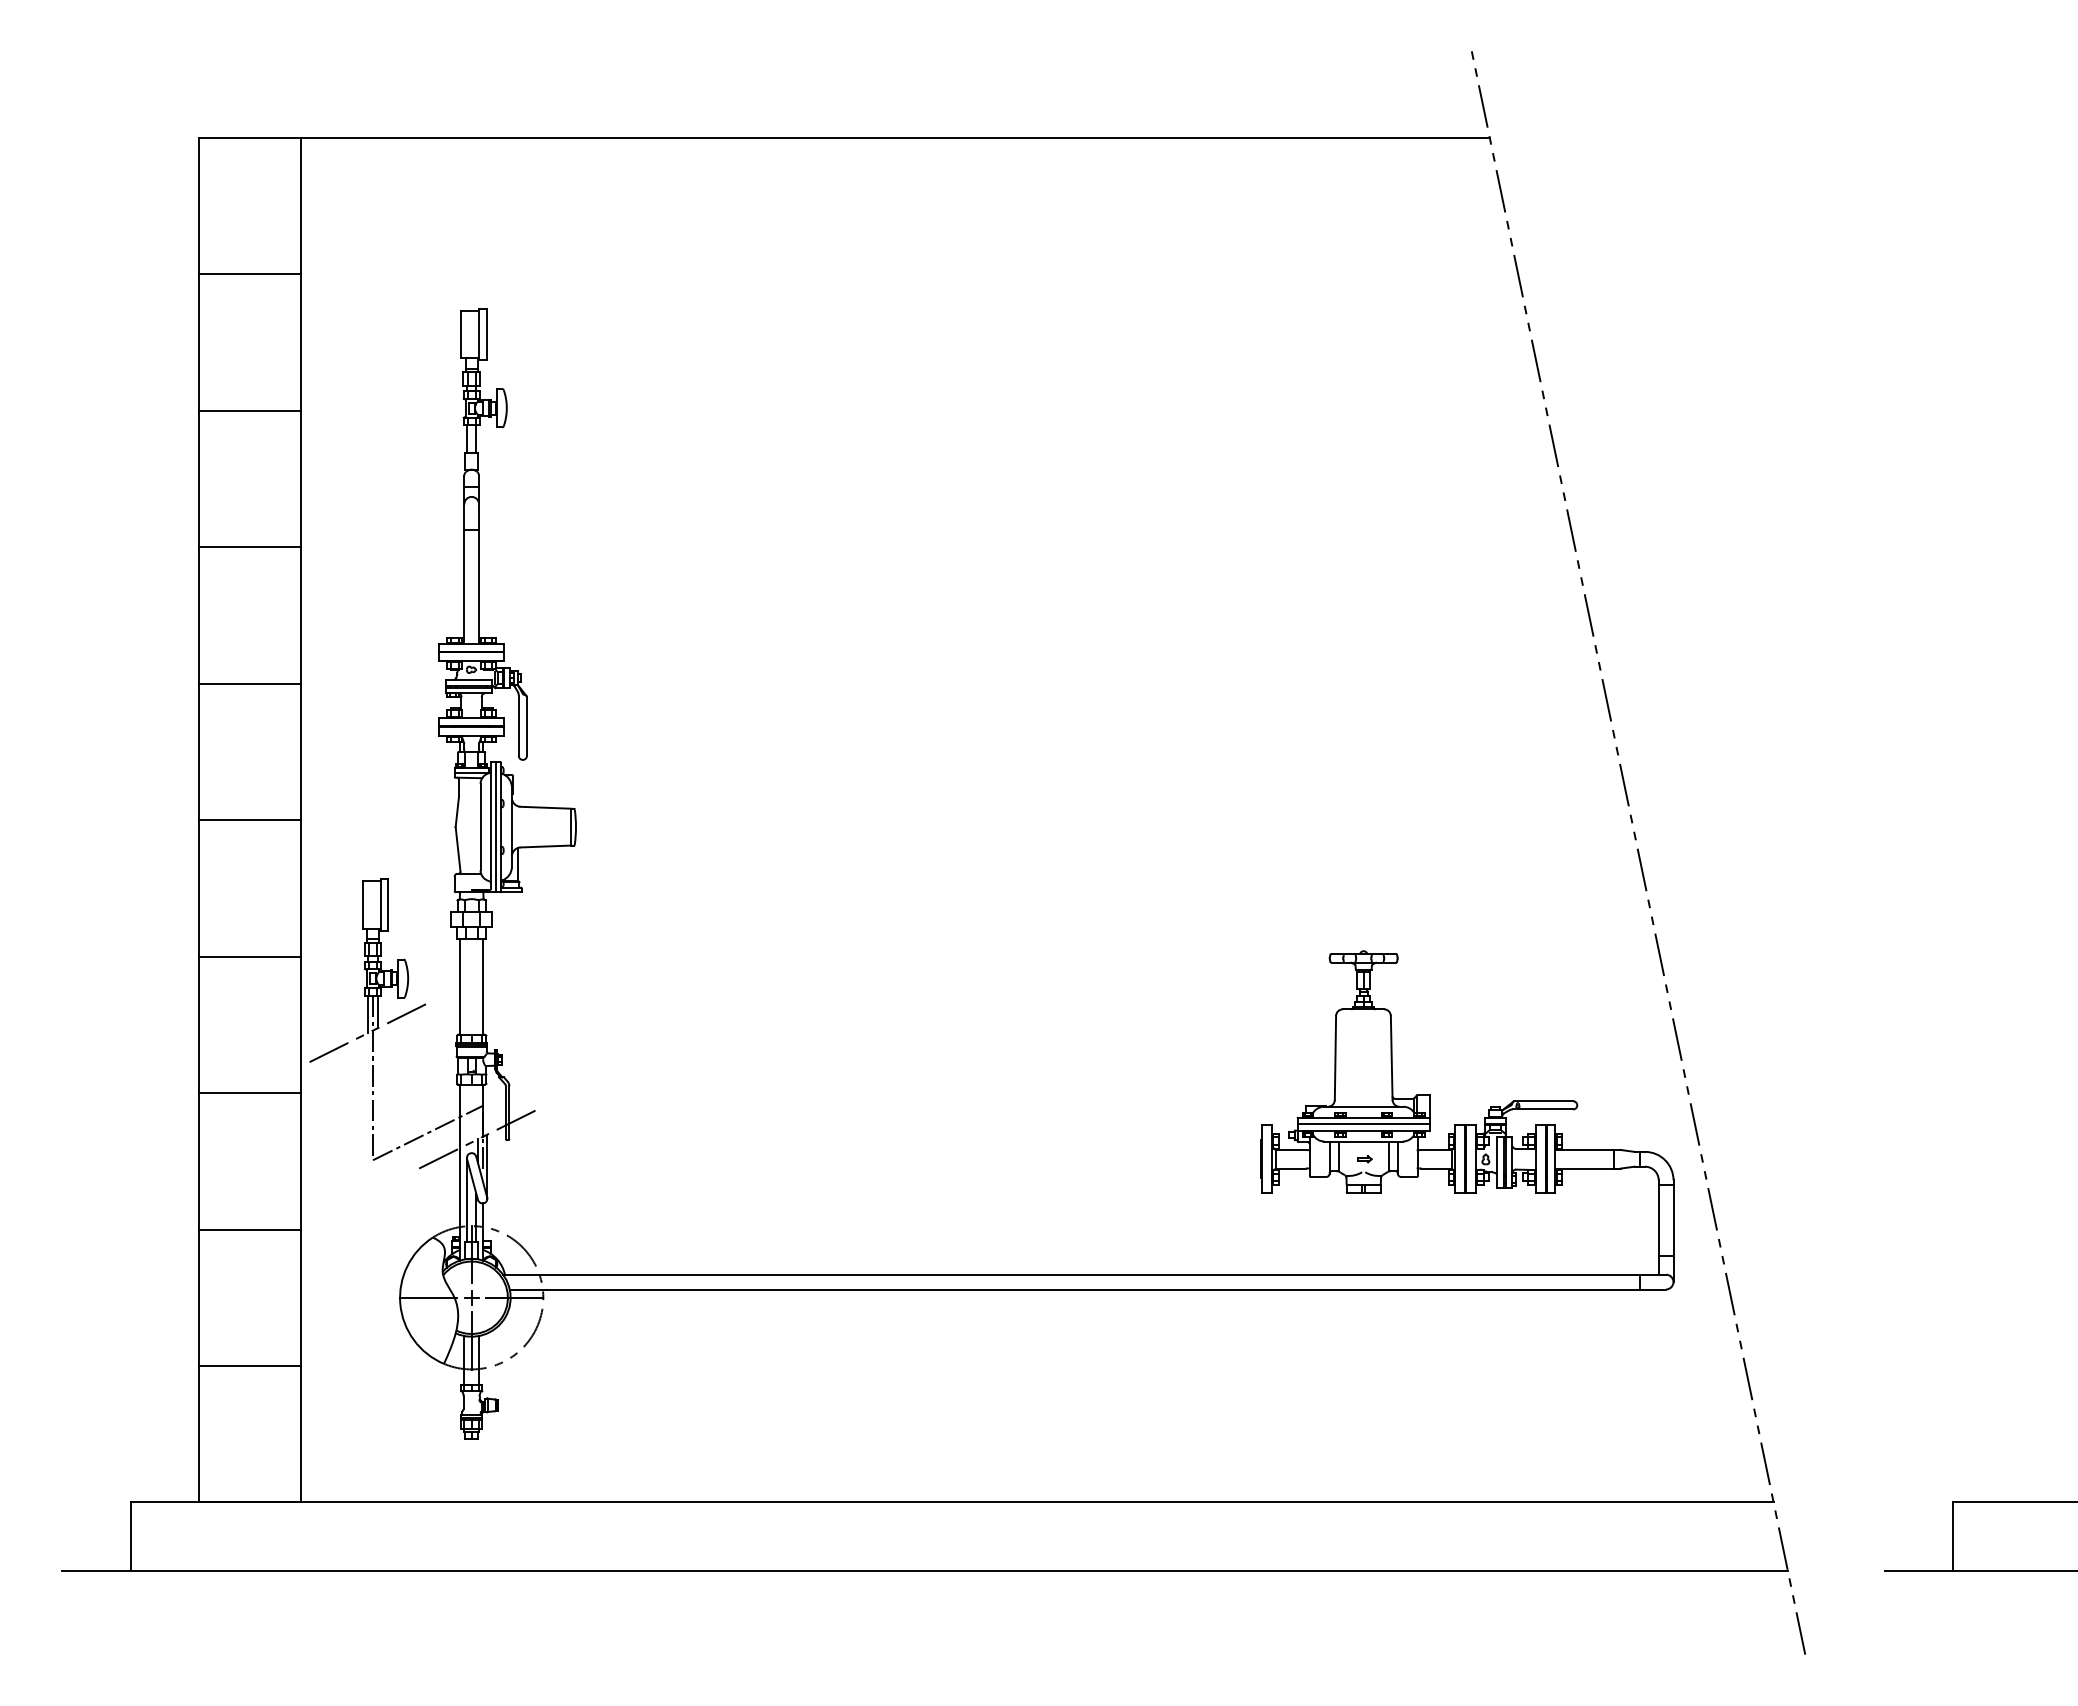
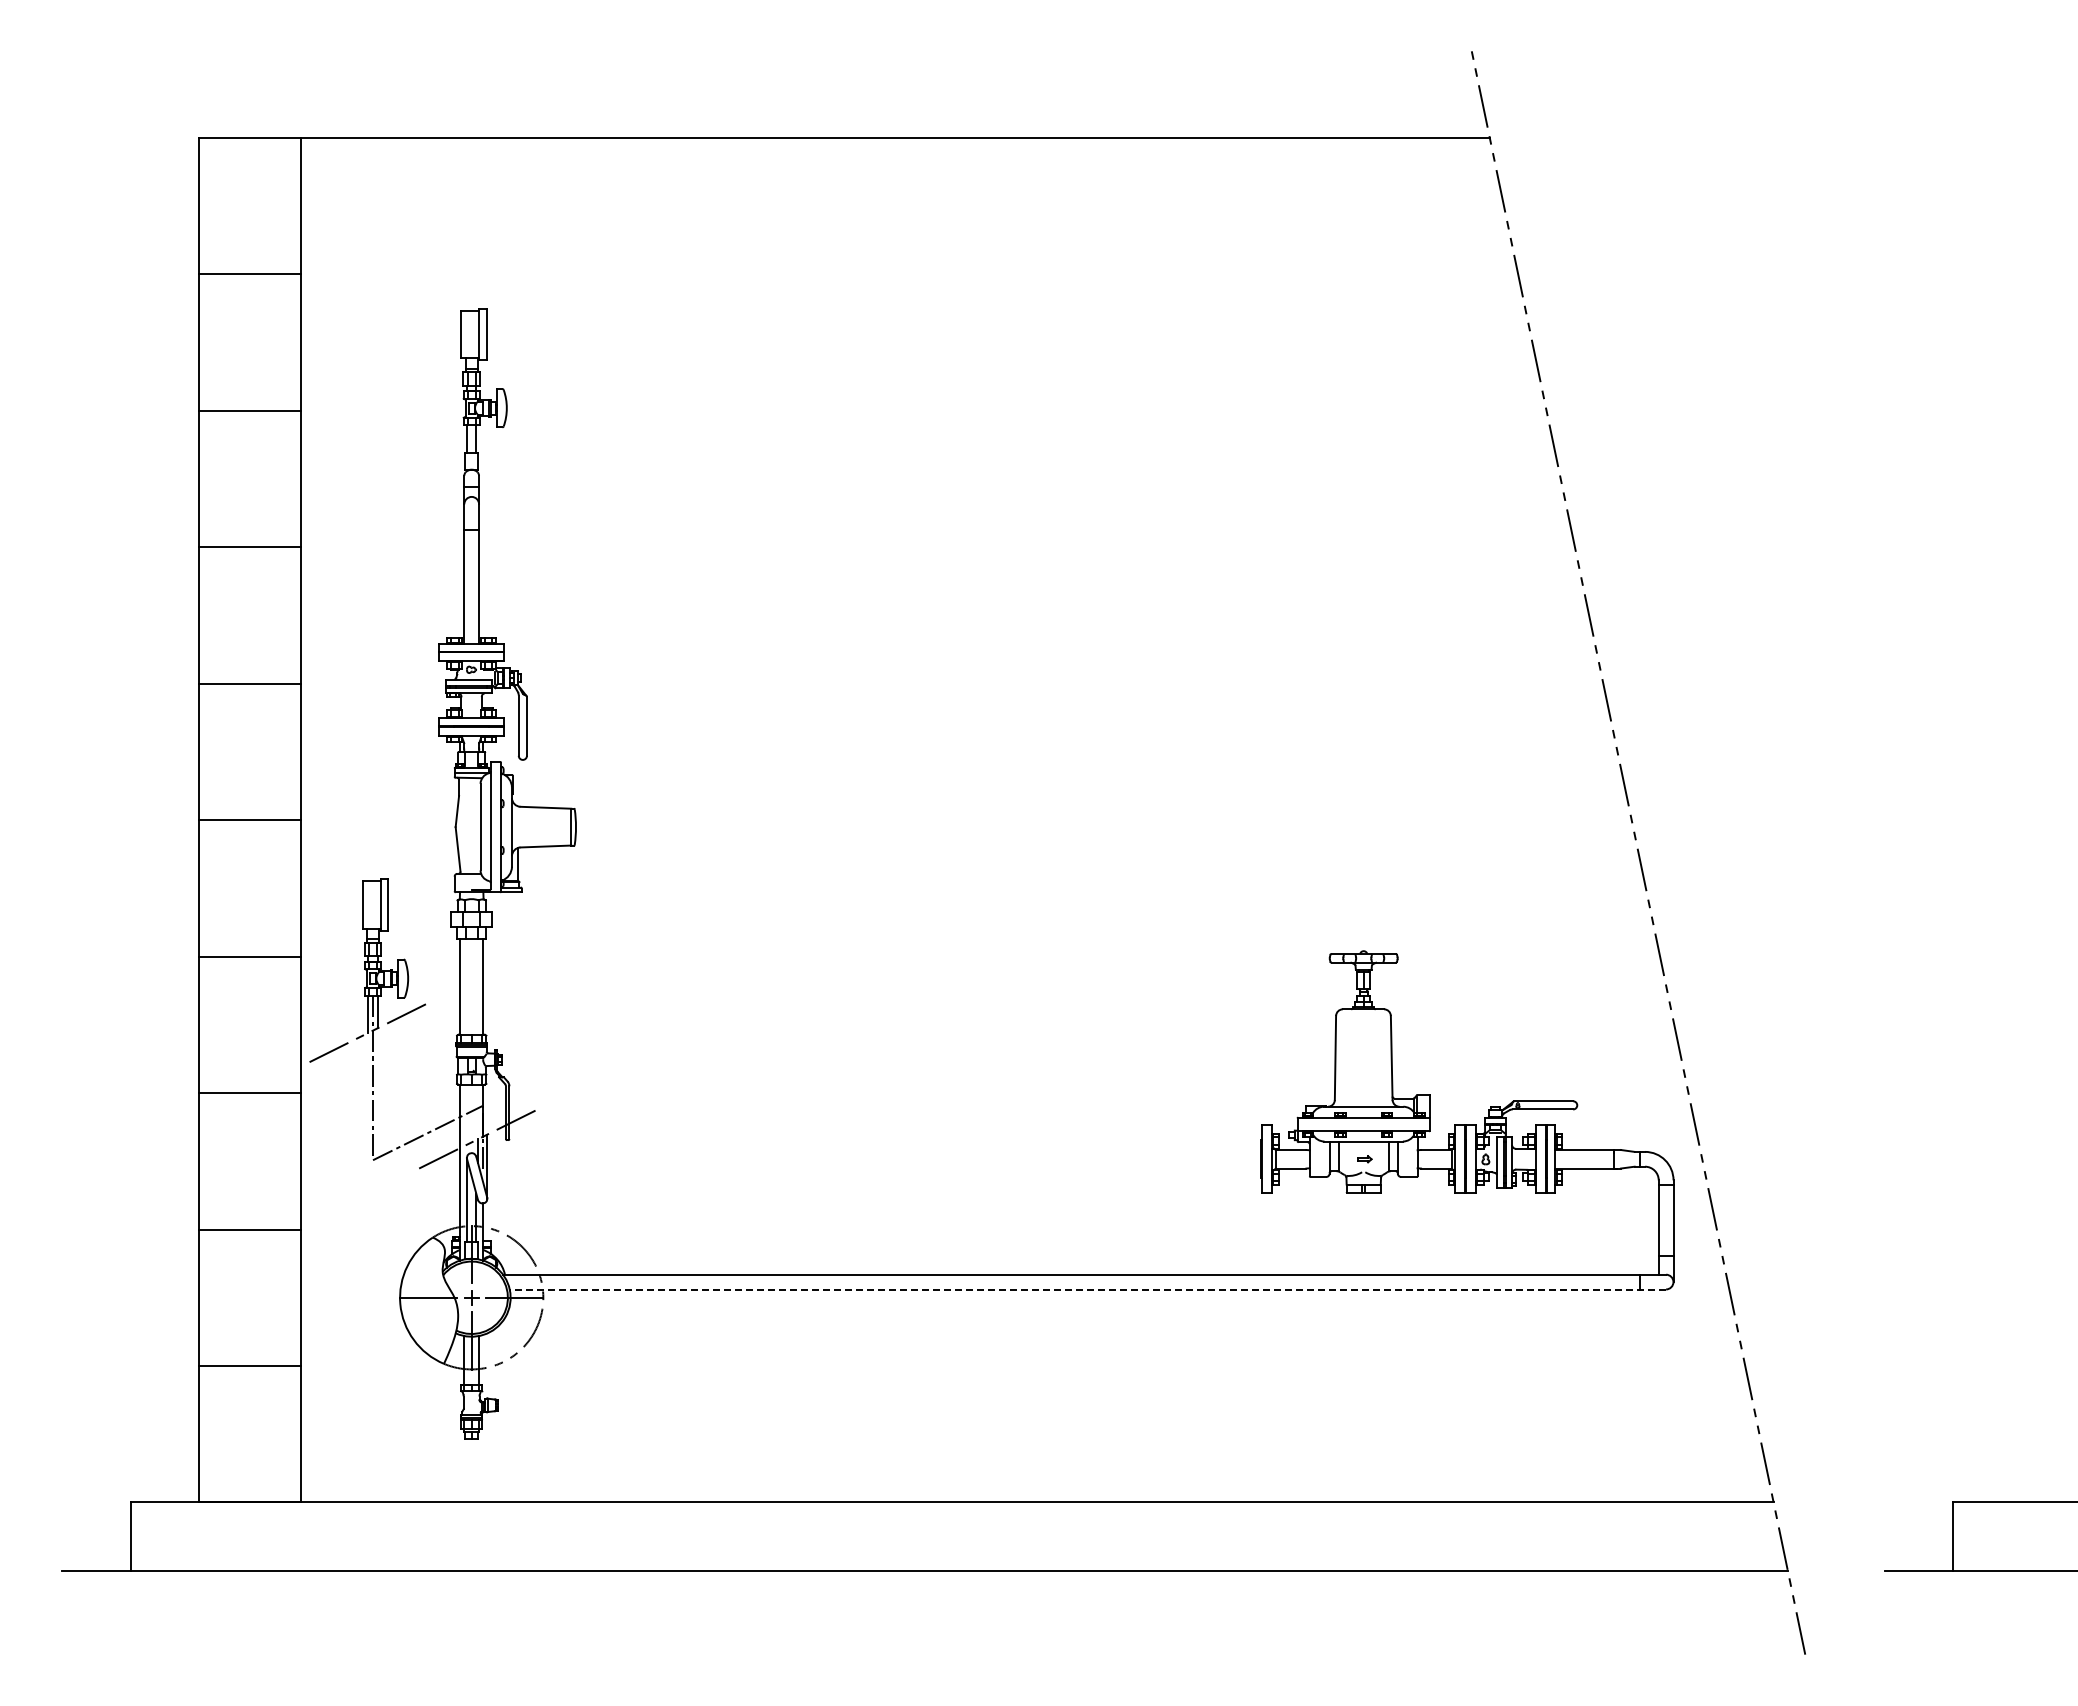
line: present -> none (496, 826)
line: present -> none (1363, 1124)
line: solid -> dashed (1087, 1289)
